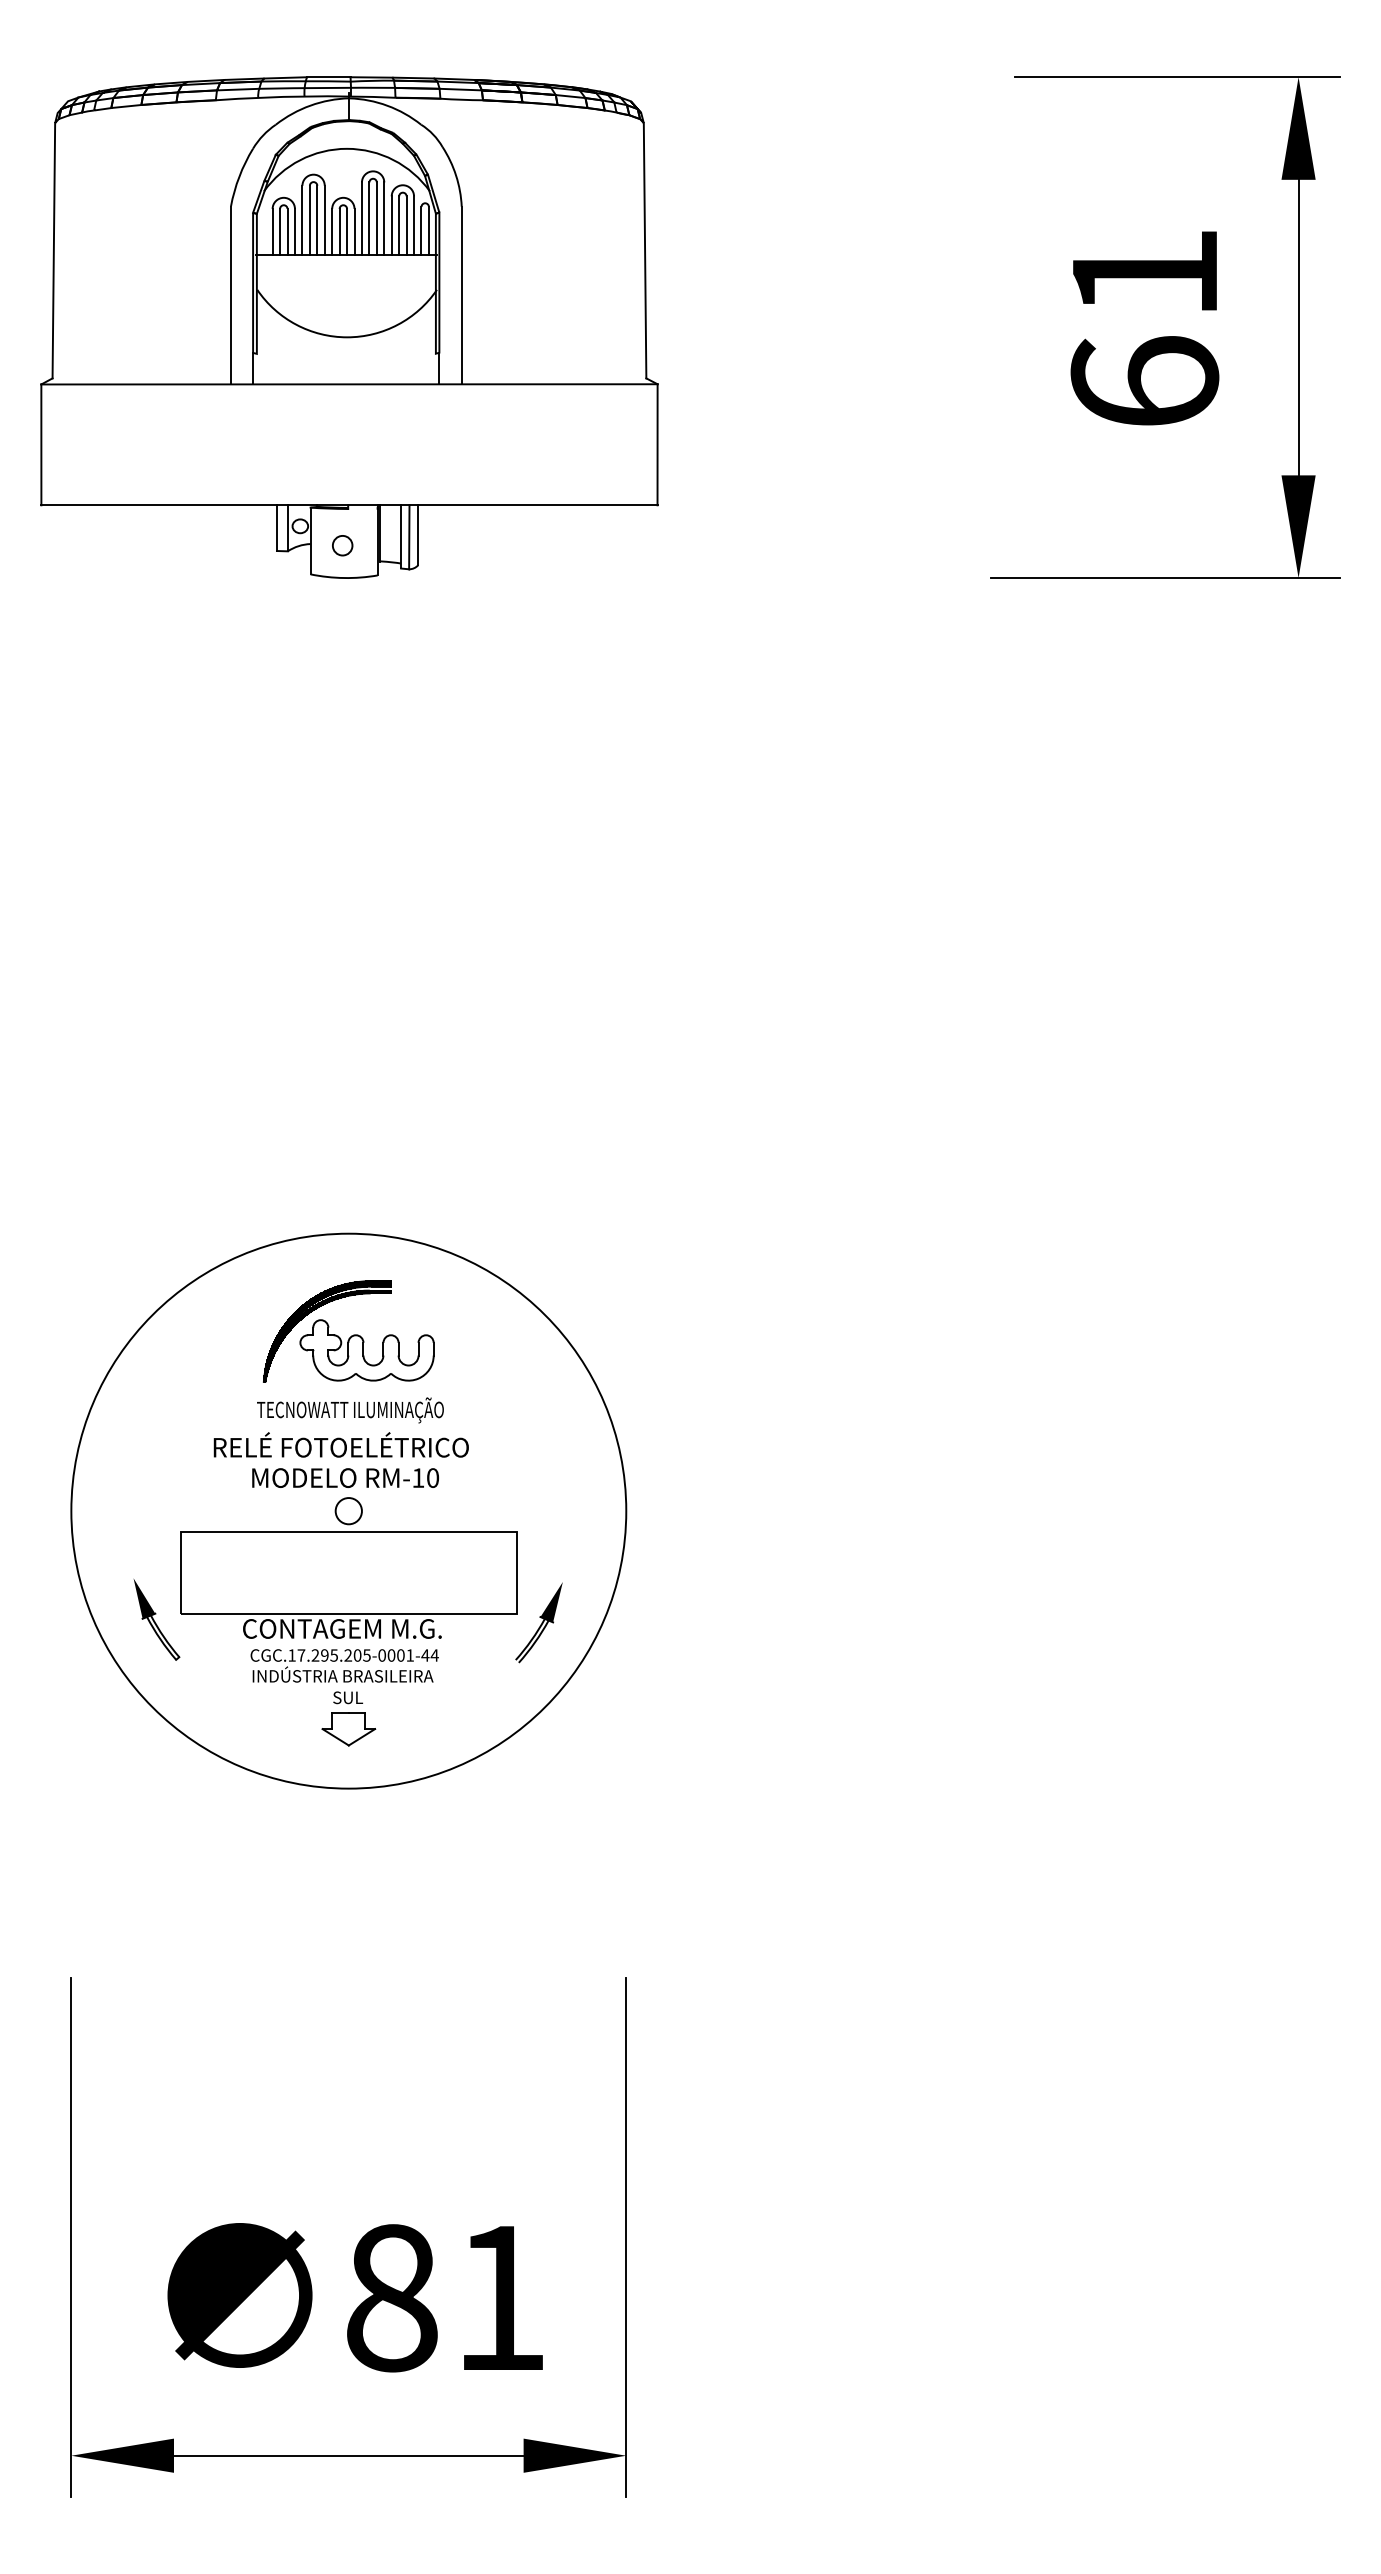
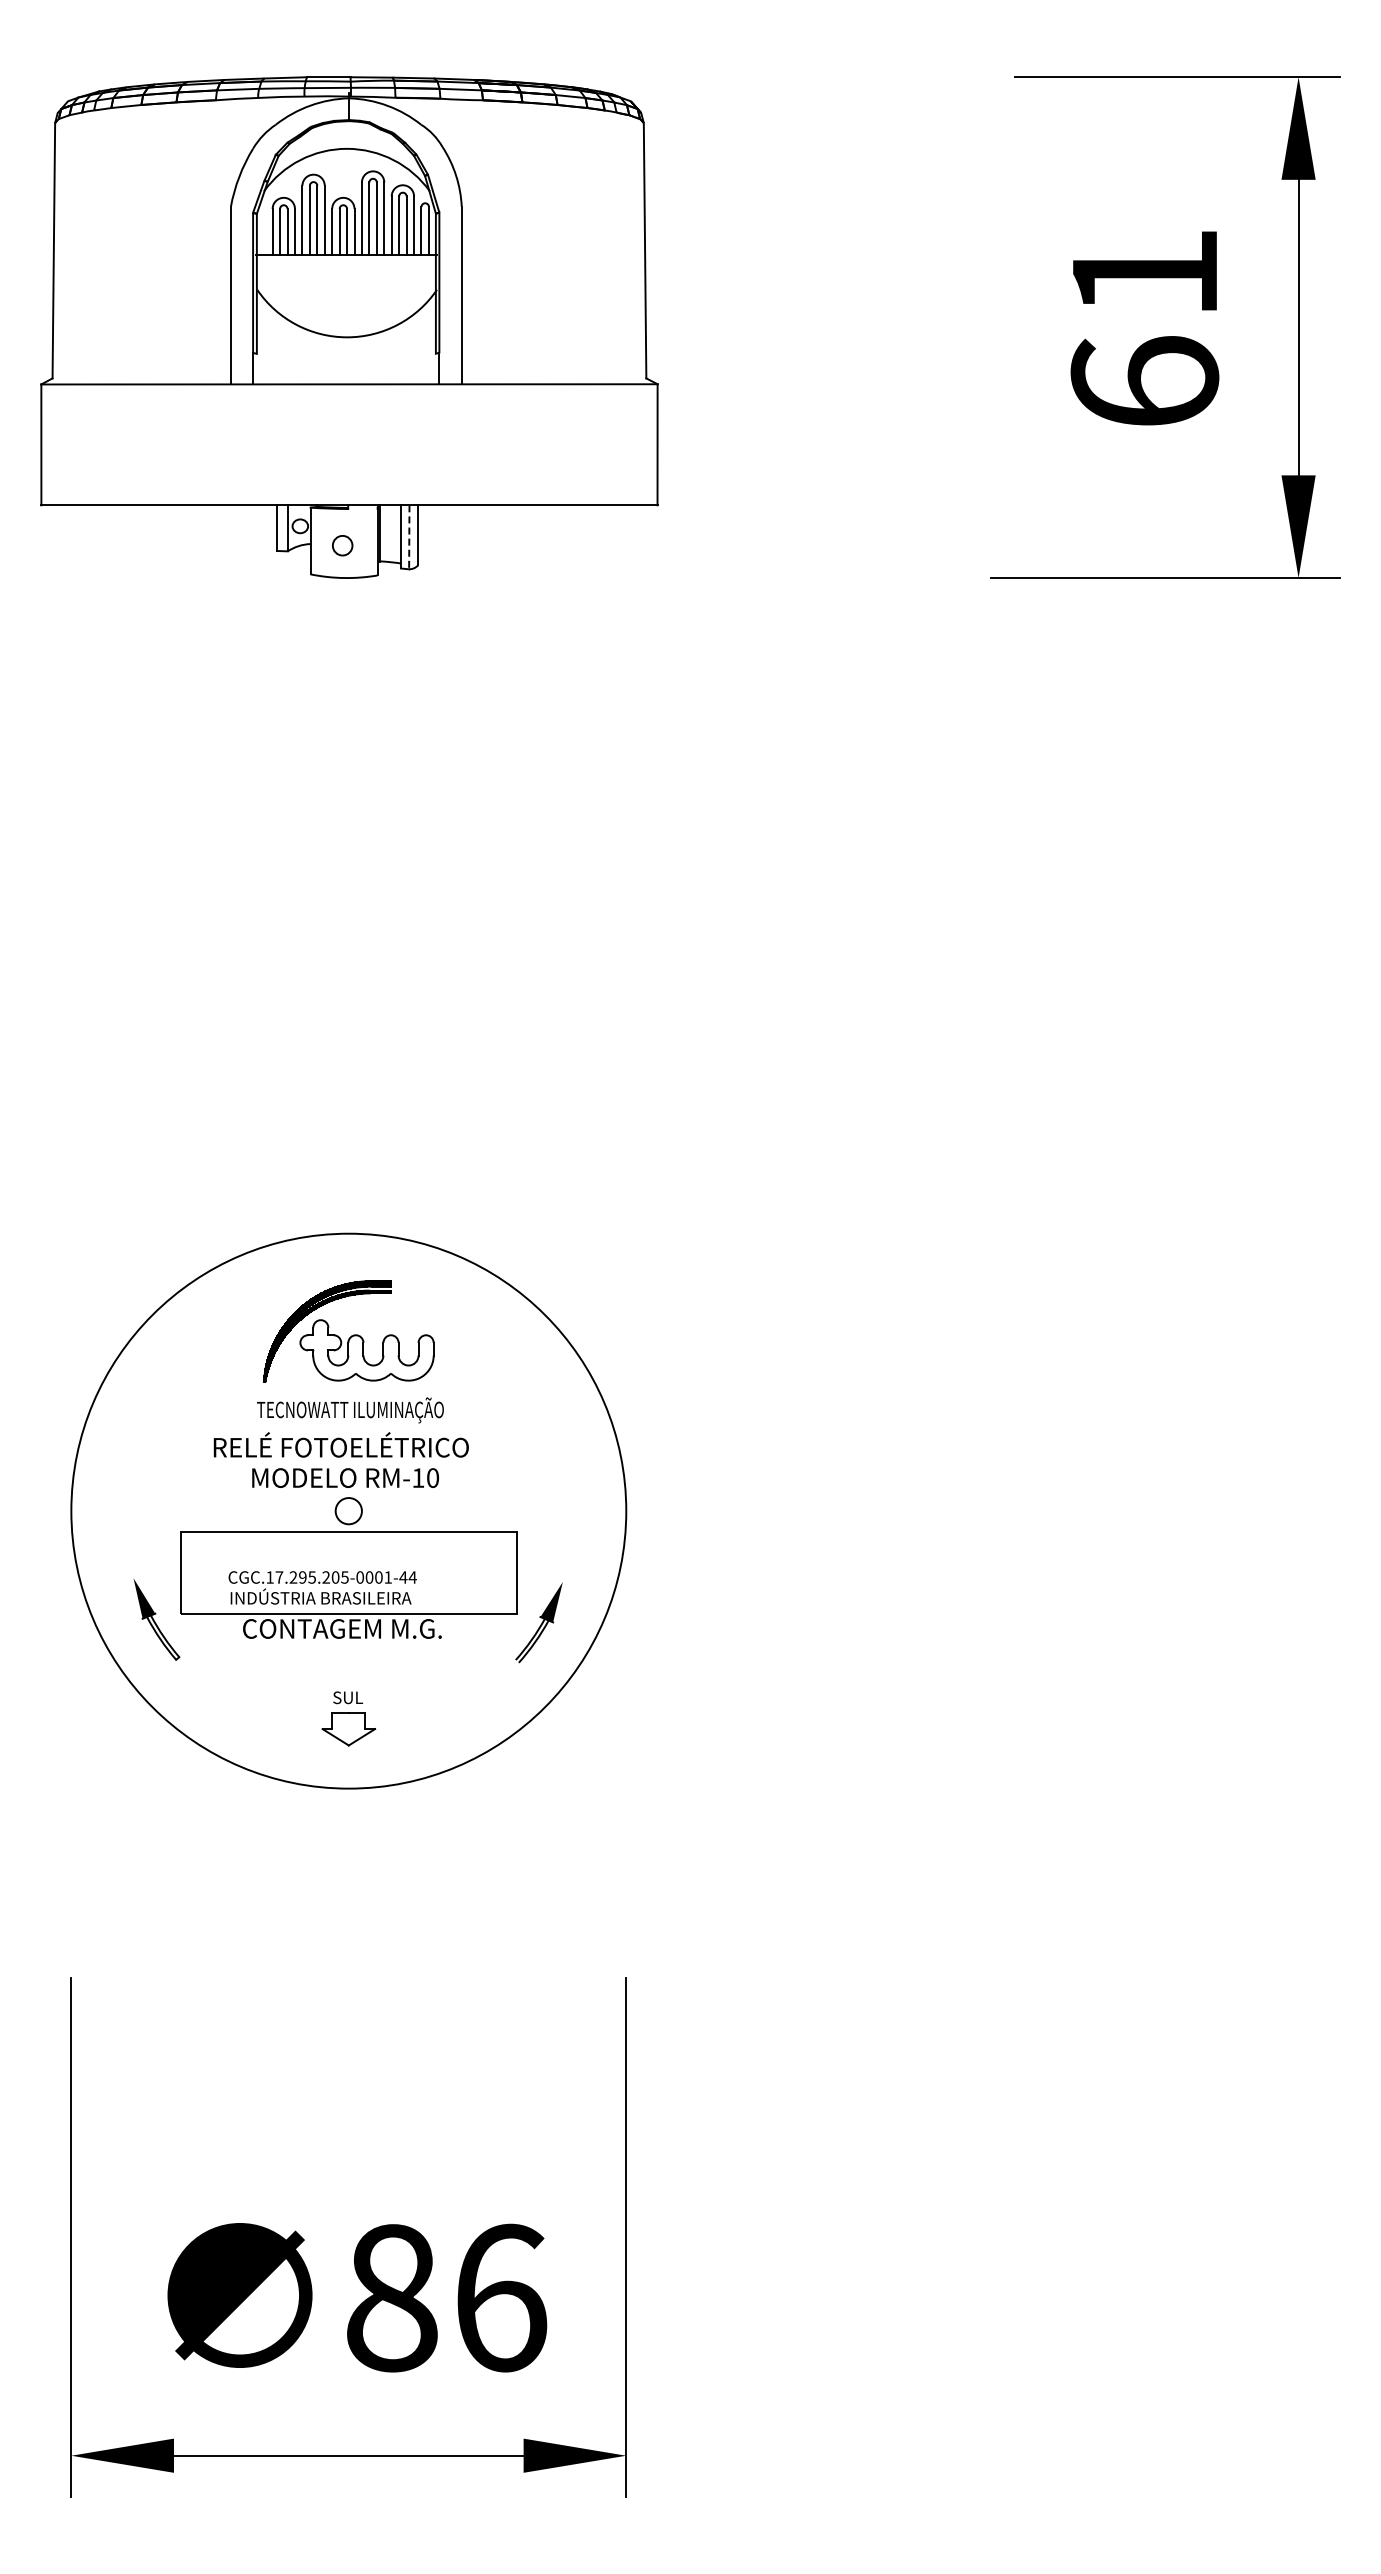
line: solid -> dashed (409, 537)
text position: (344, 1665) -> (322, 1587) (322, 1587)
text: 81 -> 86 (502, 2297)
